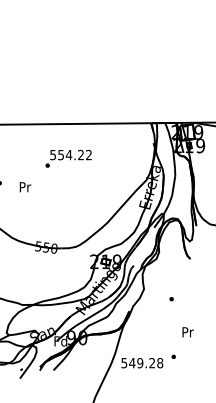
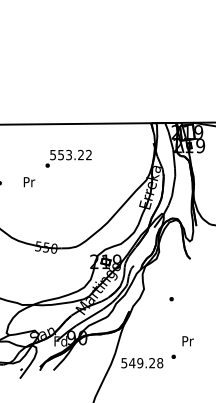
text: 554.22 -> 553.22 (68, 154)
text position: (25, 187) -> (29, 182) (29, 182)
text position: (187, 332) -> (187, 341) (187, 341)
